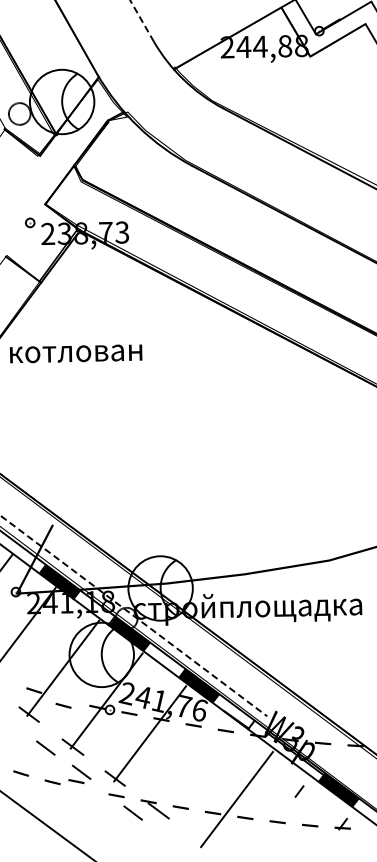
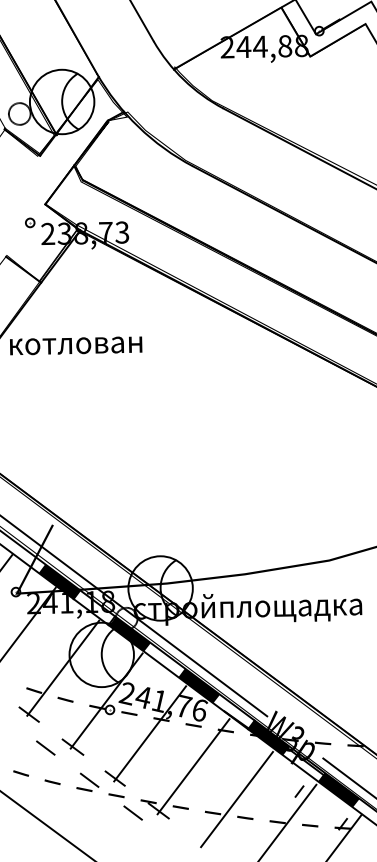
line: dashed -> solid (142, 21)
text position: (76, 353) -> (76, 345) (76, 345)
line: dashed -> solid (133, 616)
line position: (63, 705) -> (65, 699) (65, 699)
fill: none -> present (268, 737)
line: none -> present (193, 766)
part position: (79, 773) -> (87, 781) (87, 781)
line: none -> present (348, 777)
line: none -> present (288, 821)
line: none -> present (344, 836)
